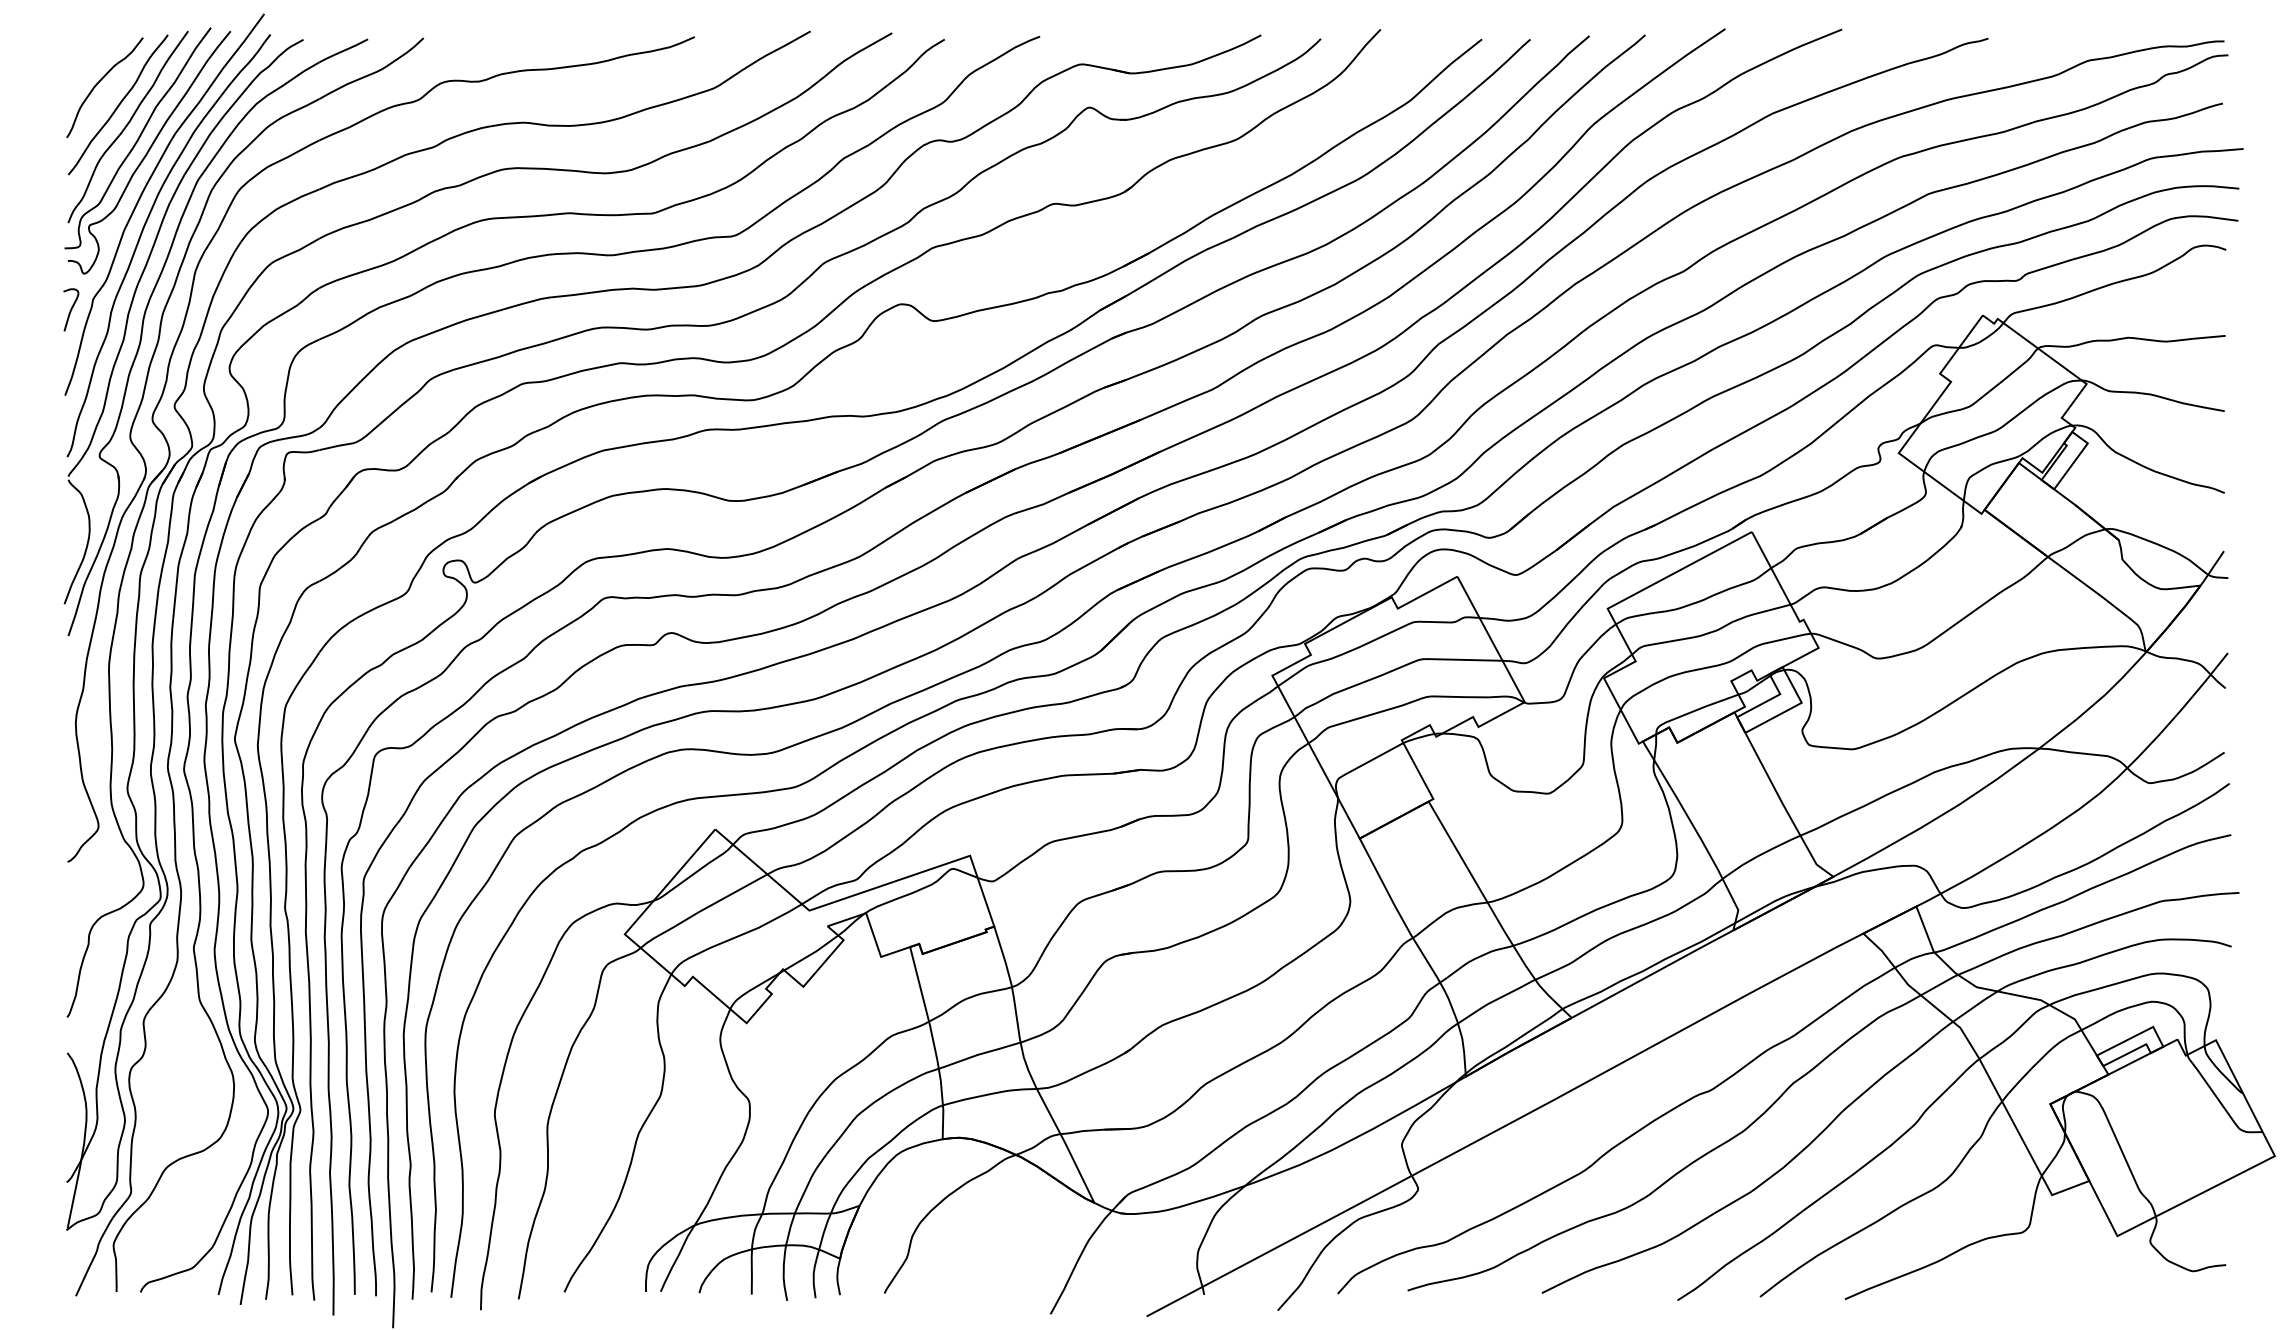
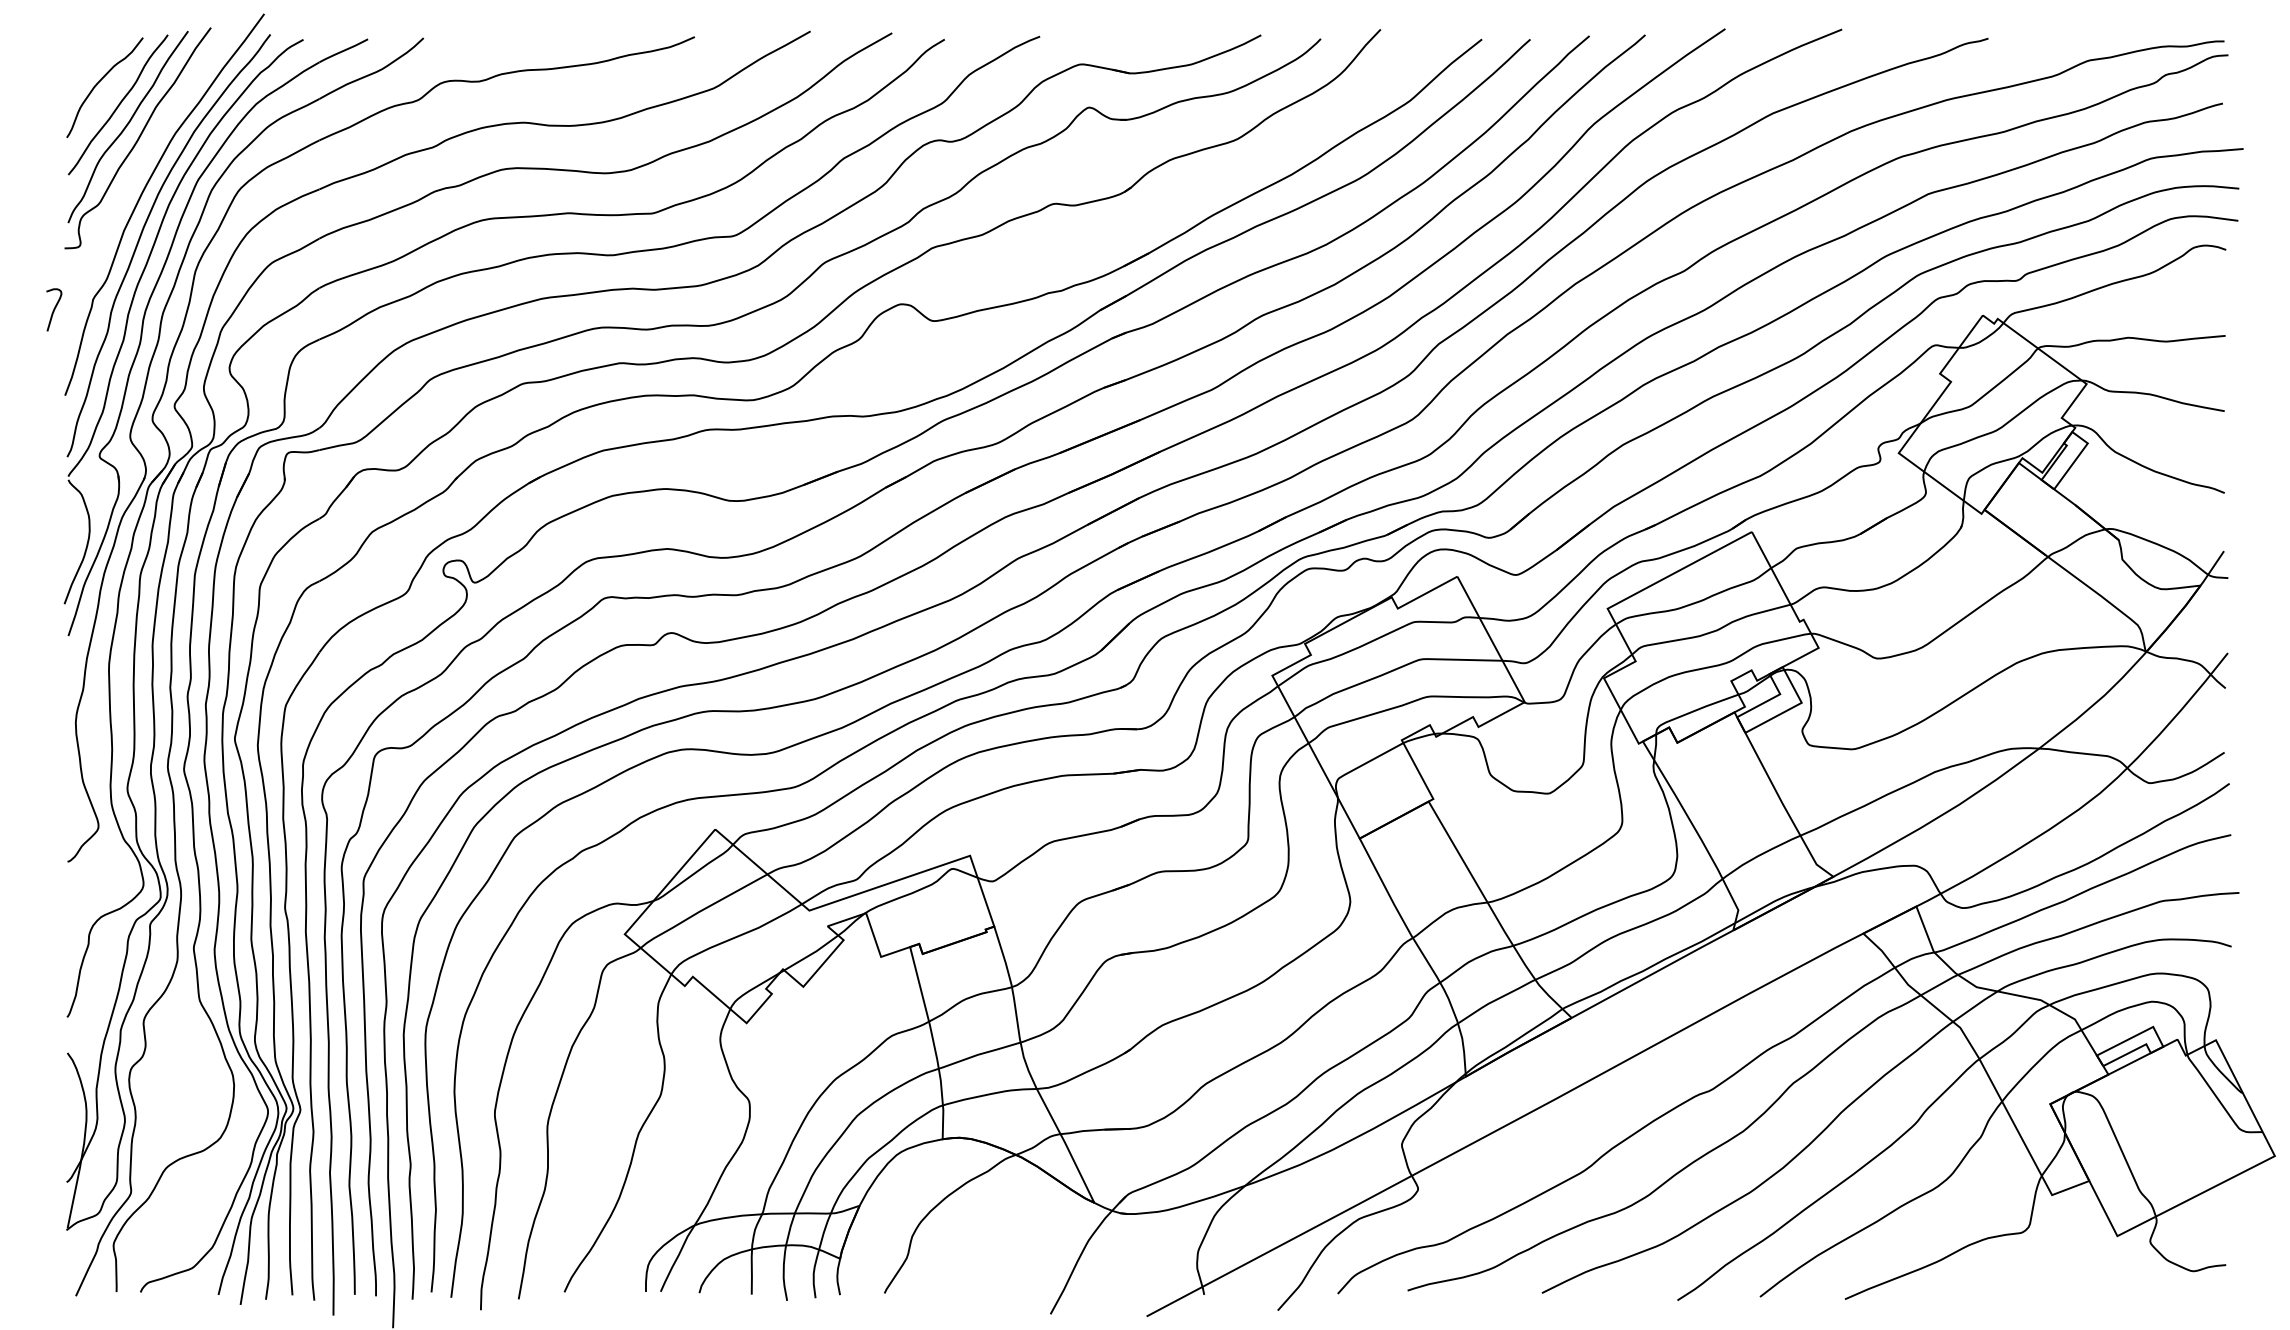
curve: present -> none (149, 151)
curve position: (71, 309) -> (54, 309) (54, 309)
